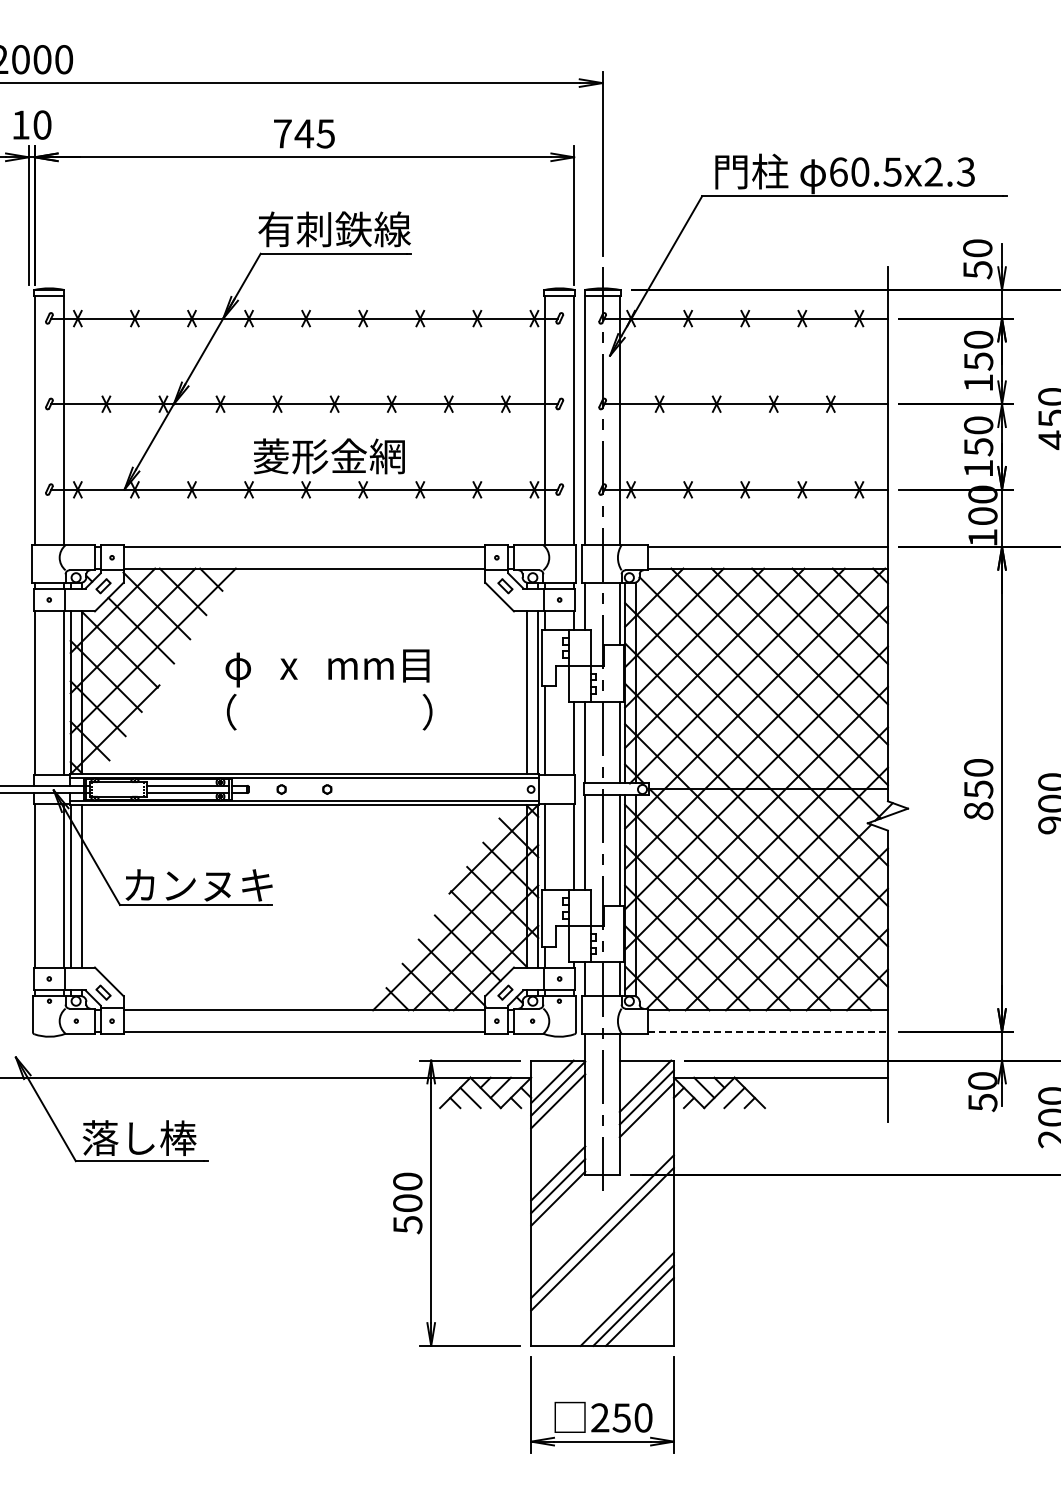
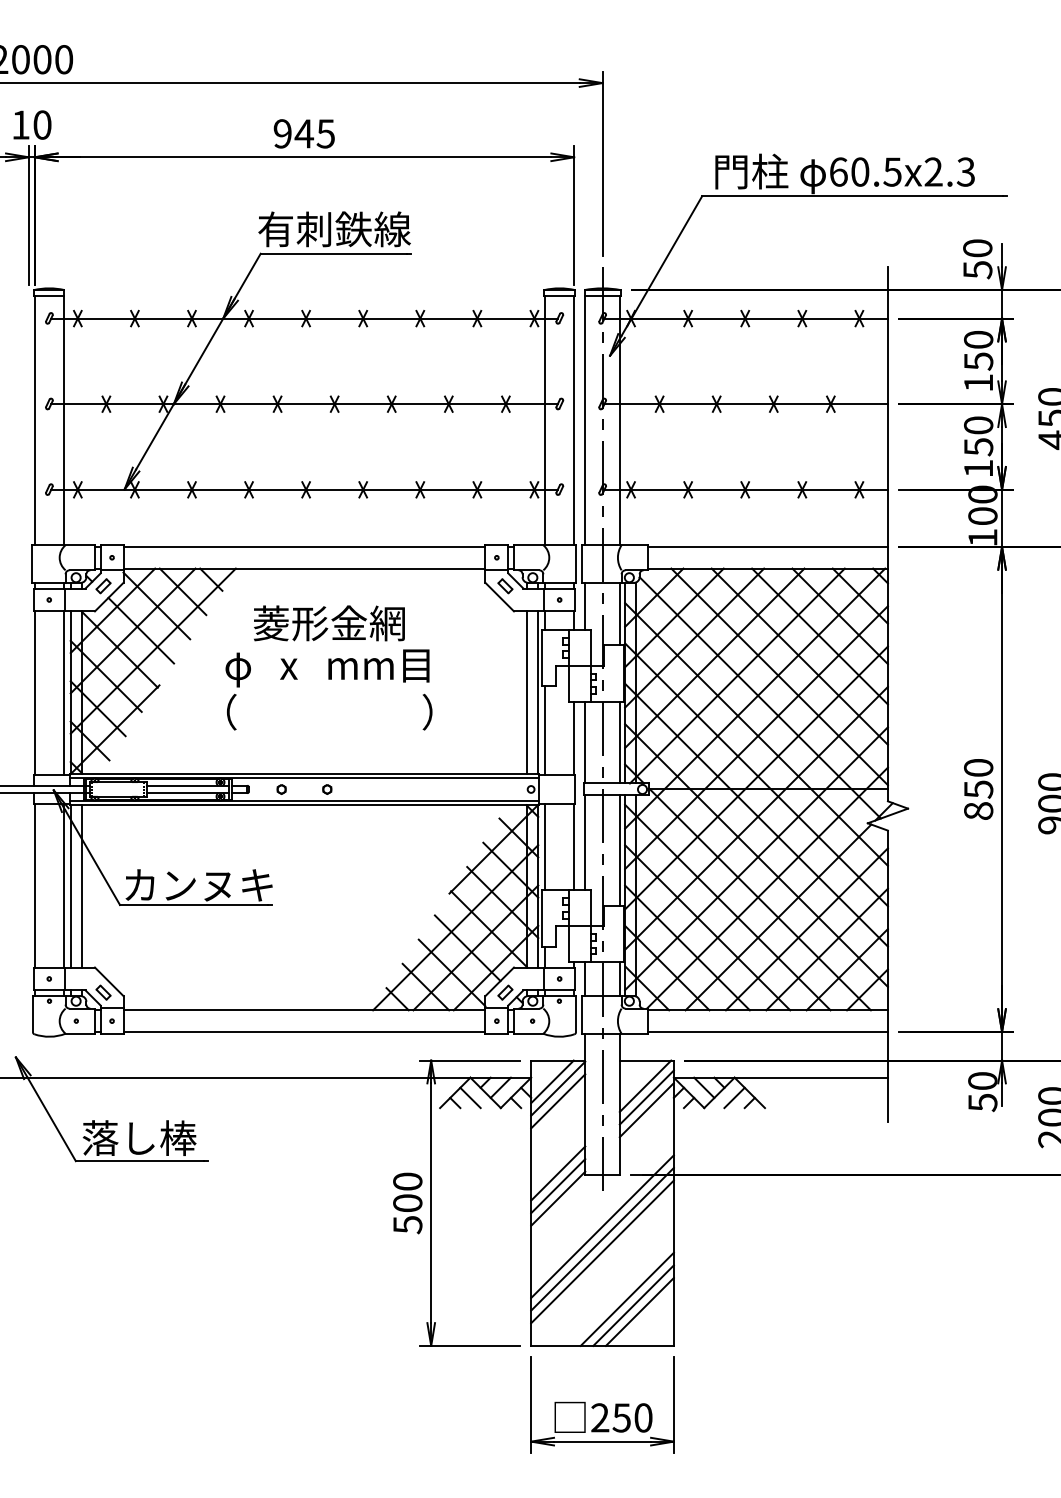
text: 745 -> 945 (282, 133)
text position: (329, 456) -> (329, 623) (329, 623)
line: dashed -> solid (768, 1032)
line: none -> present (602, 1251)
